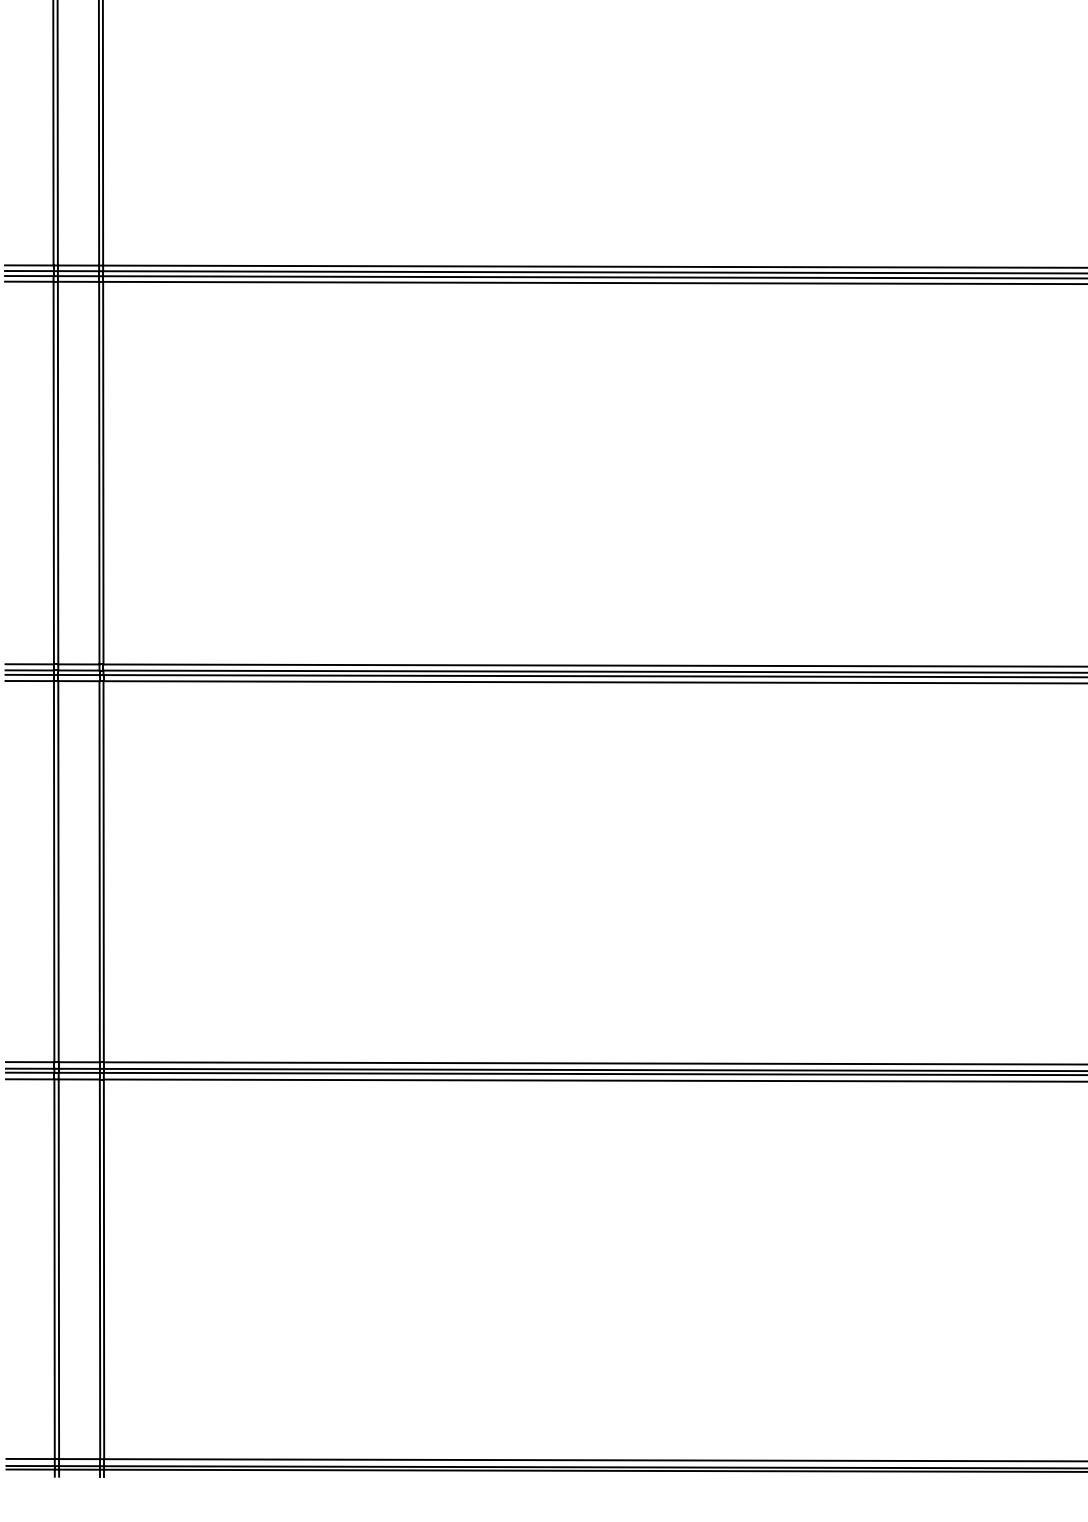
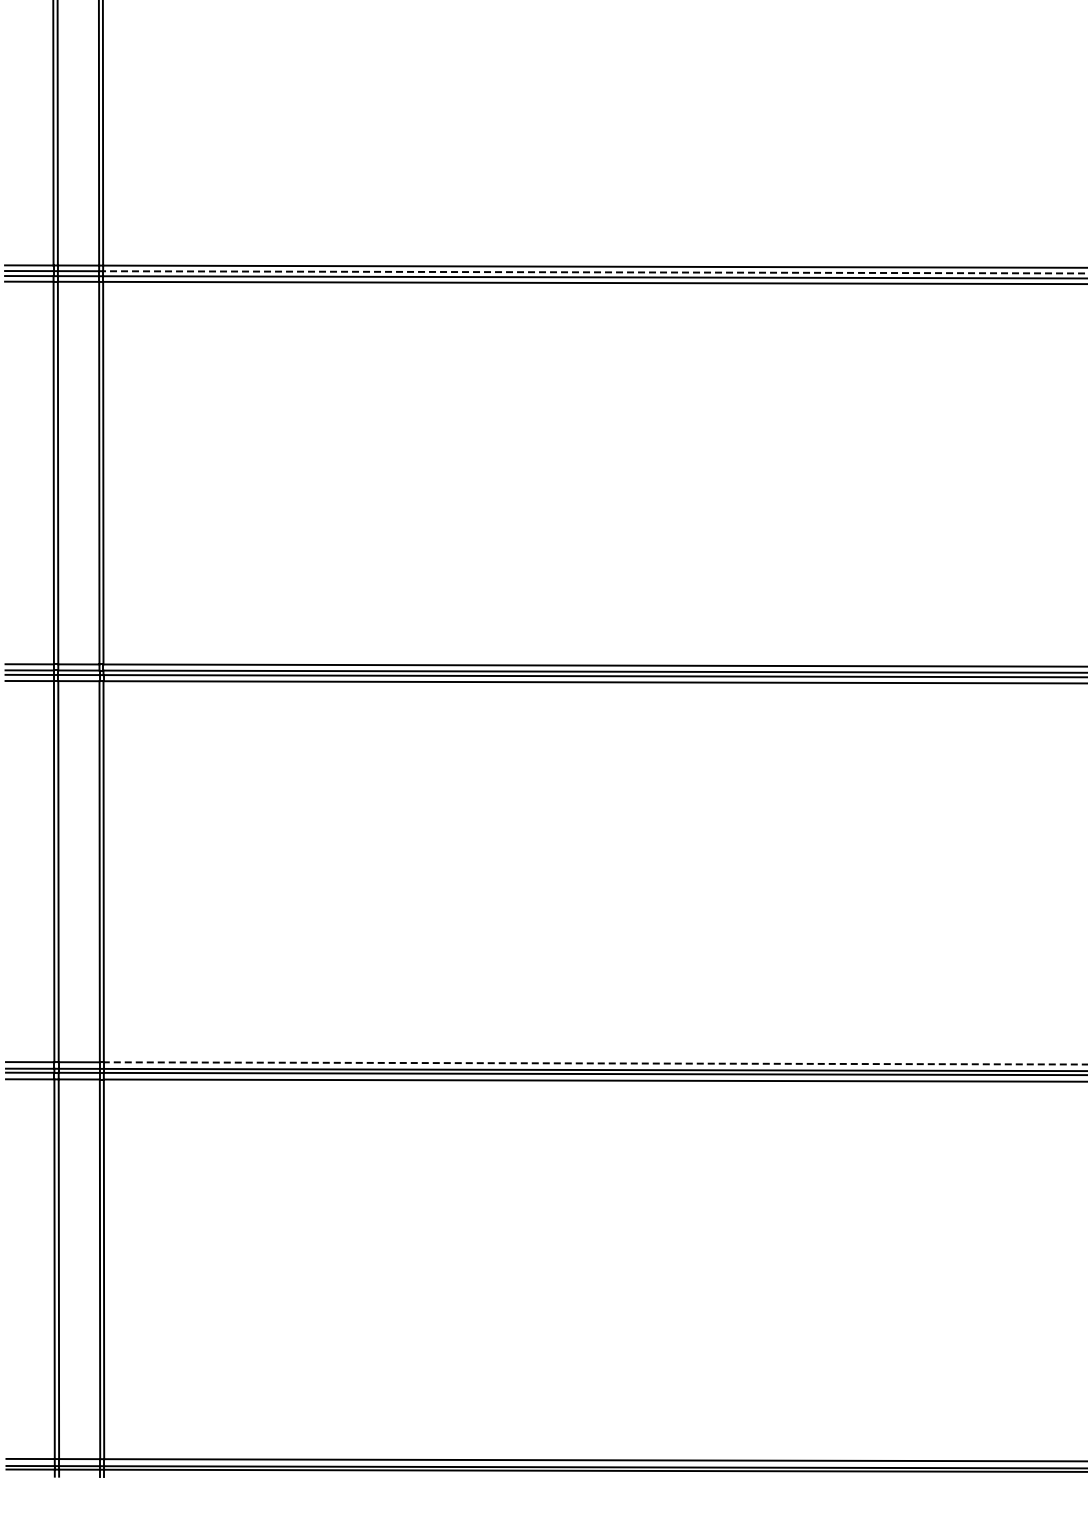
line: solid -> dashed (595, 272)
line: solid -> dashed (595, 1063)
